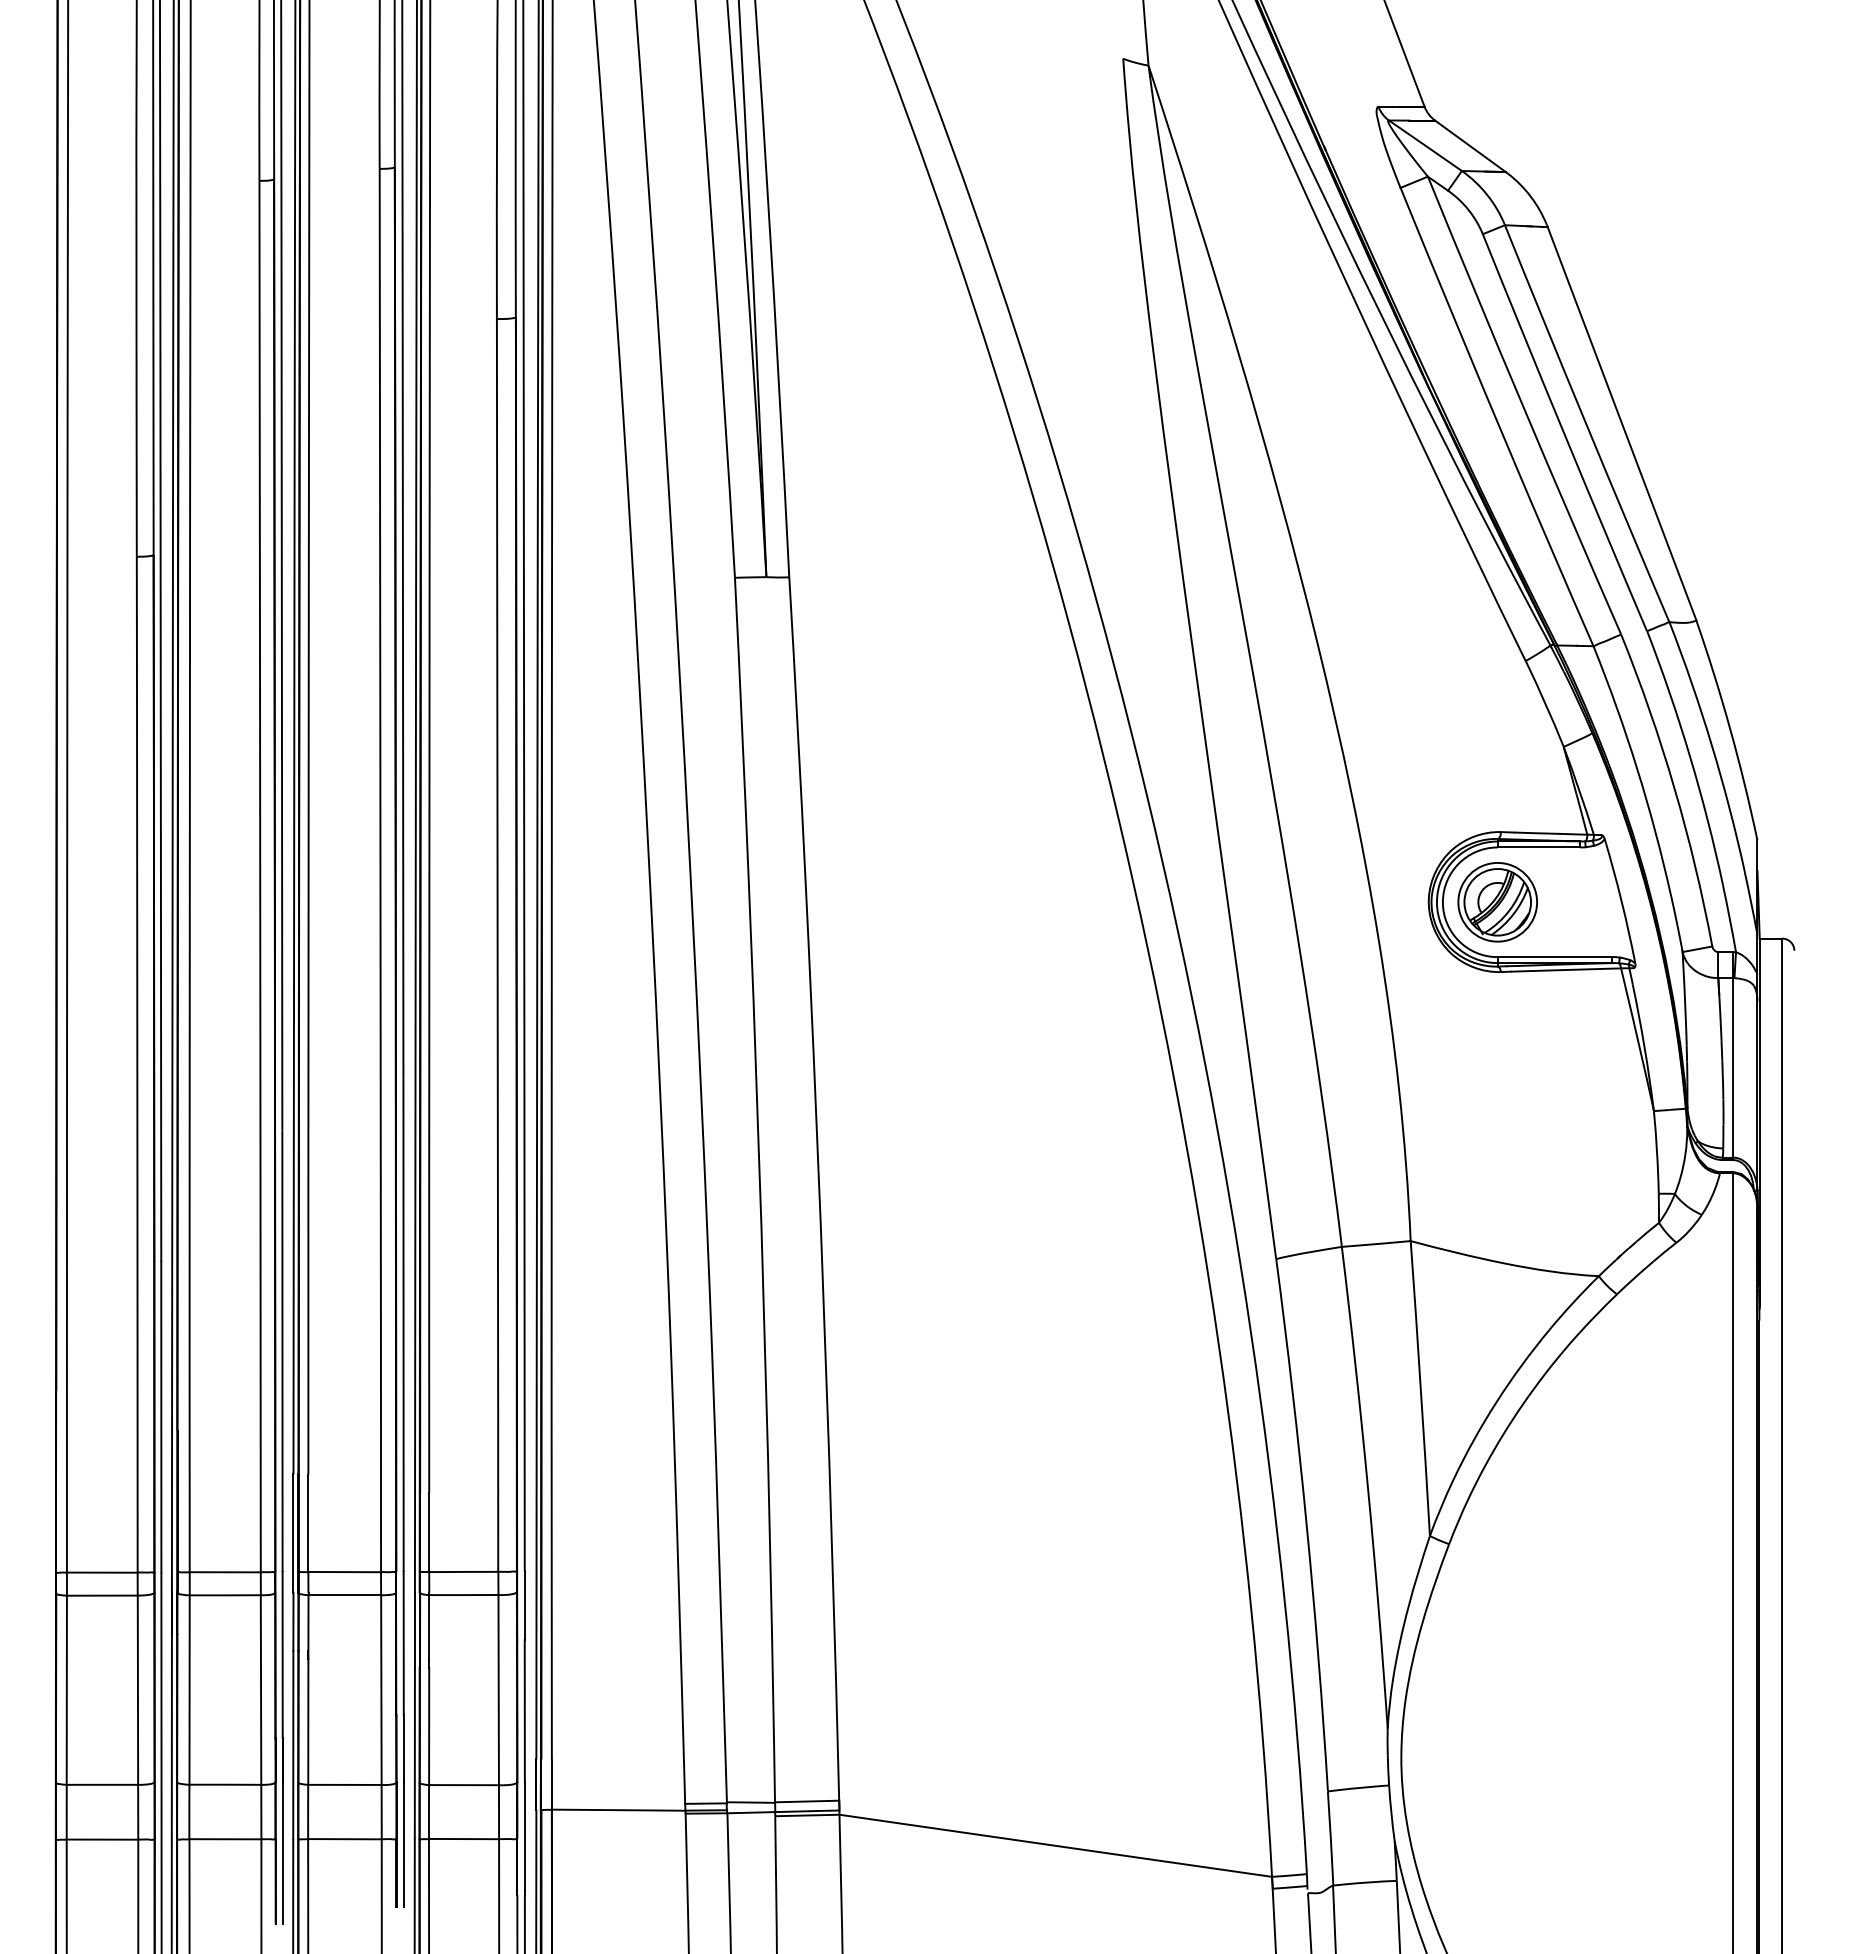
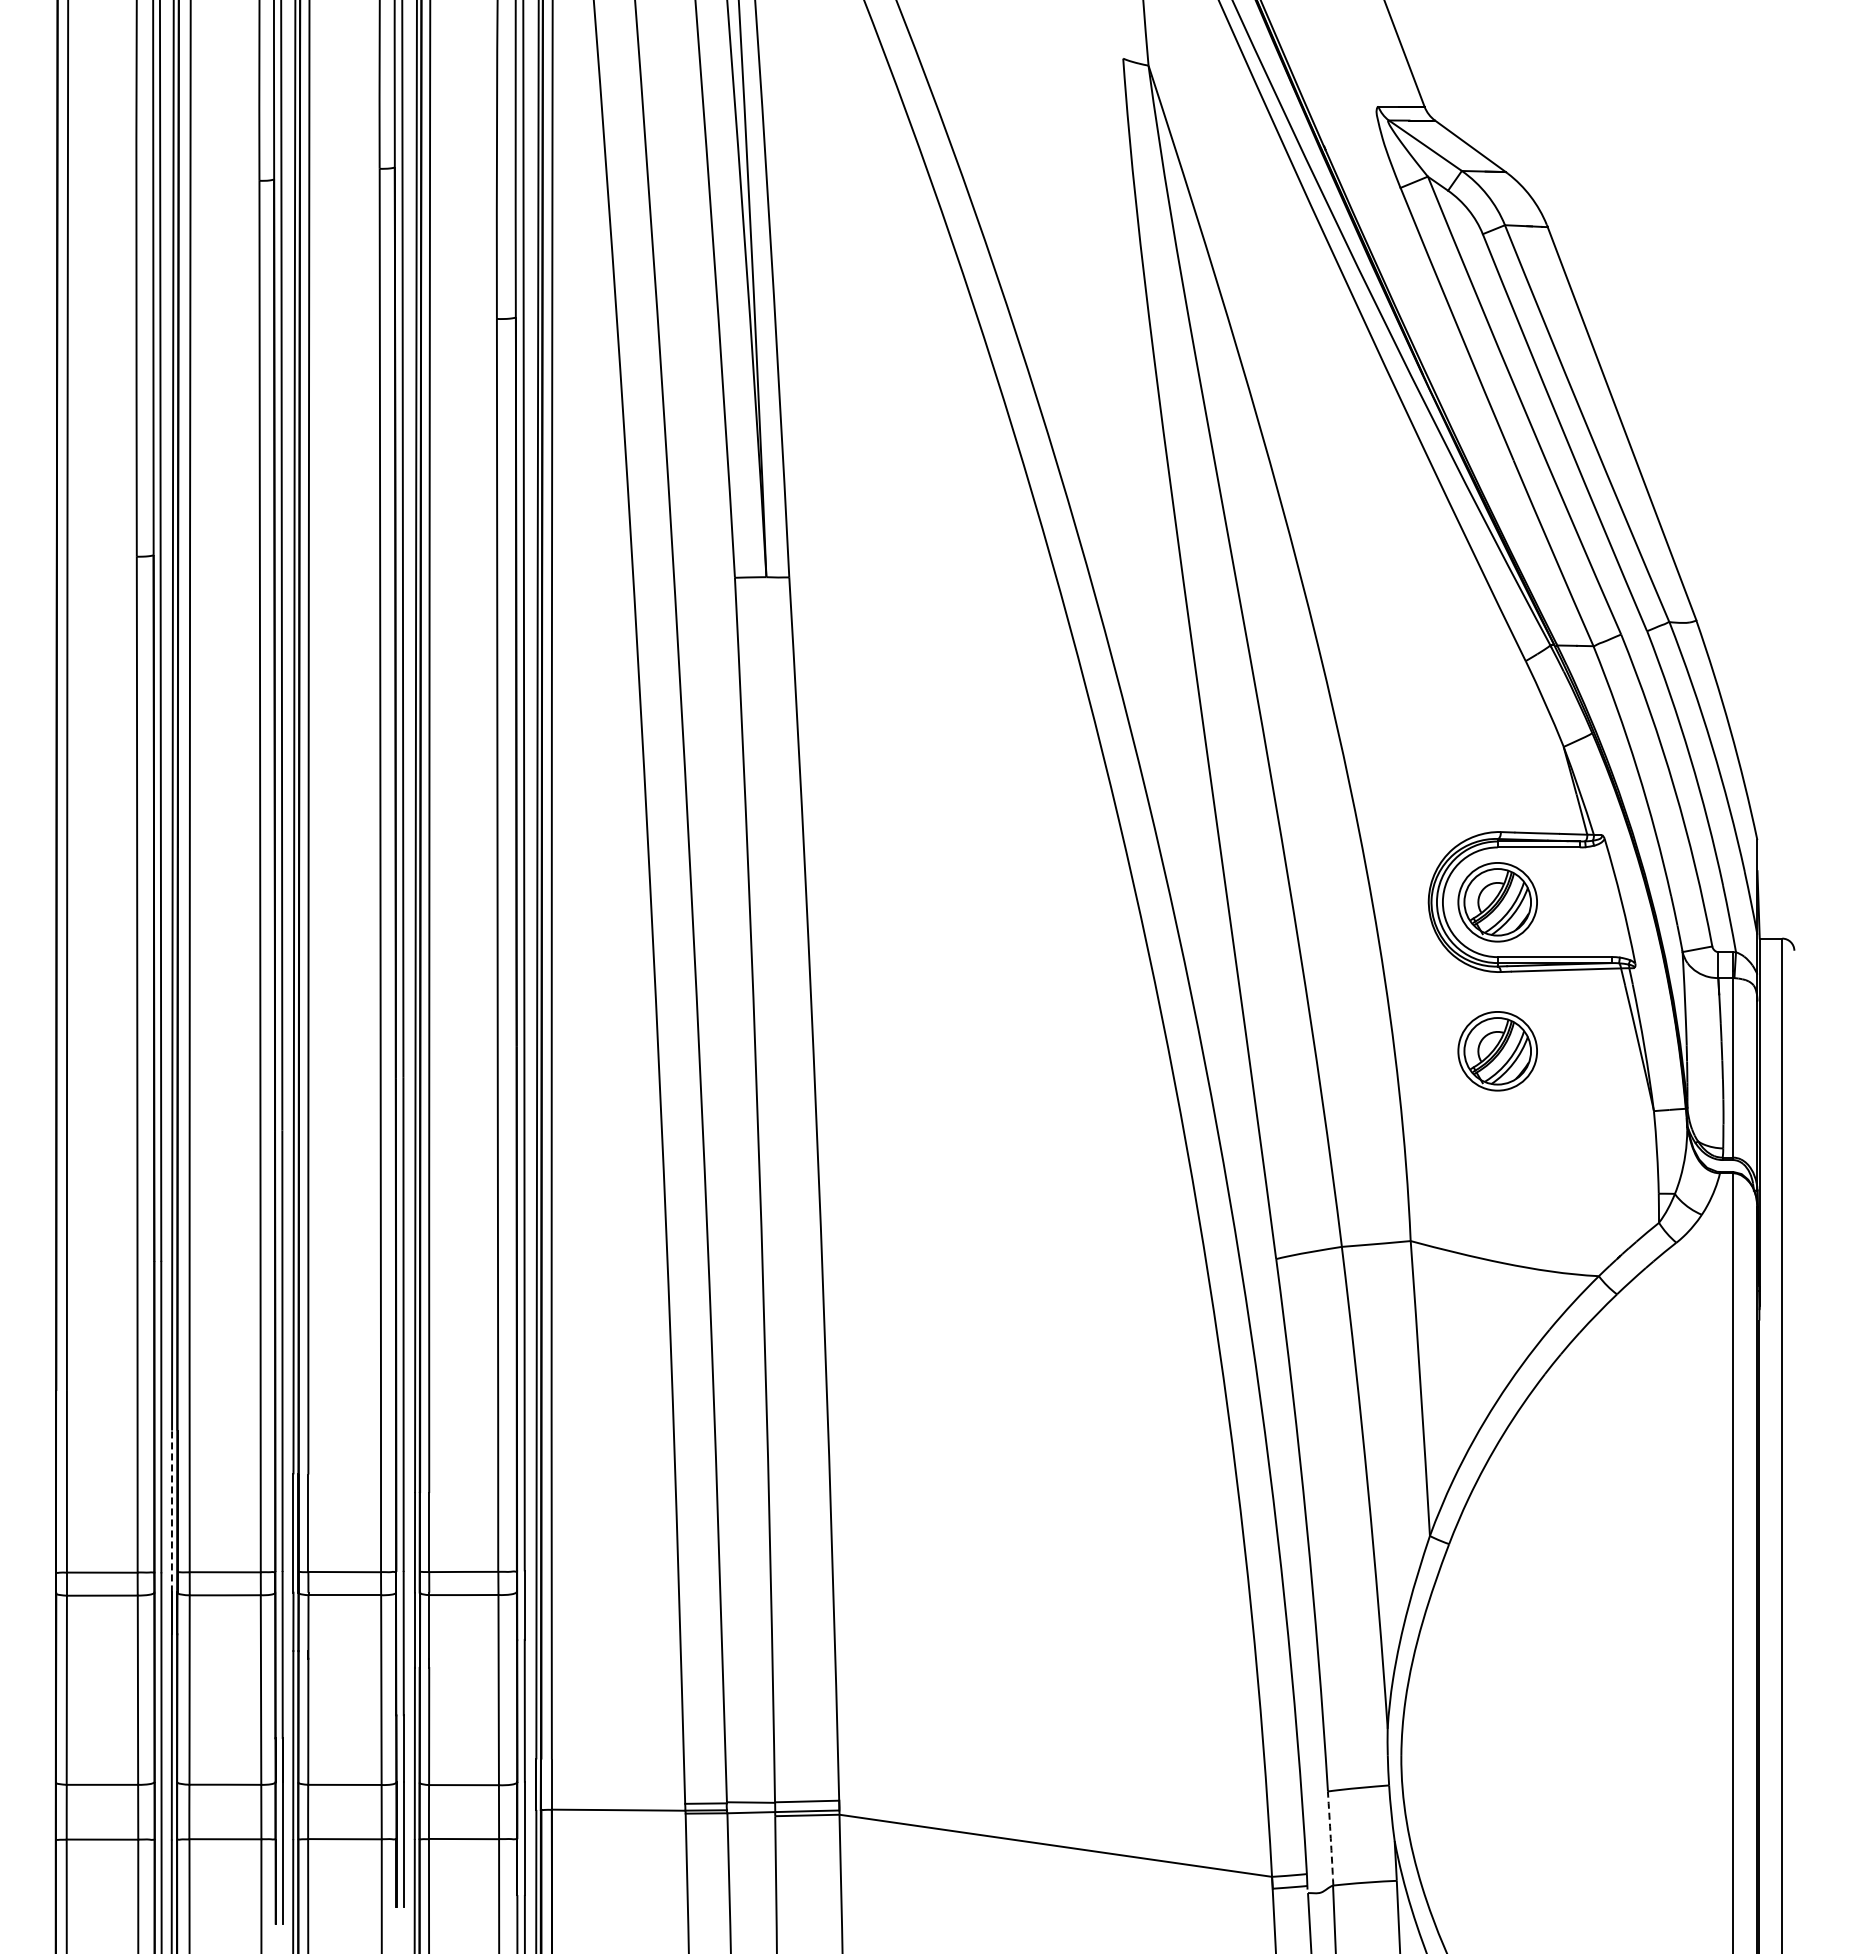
part: none -> present (1497, 1051)
line: solid -> dashed (171, 1511)
arc: solid -> dashed (1330, 1838)
